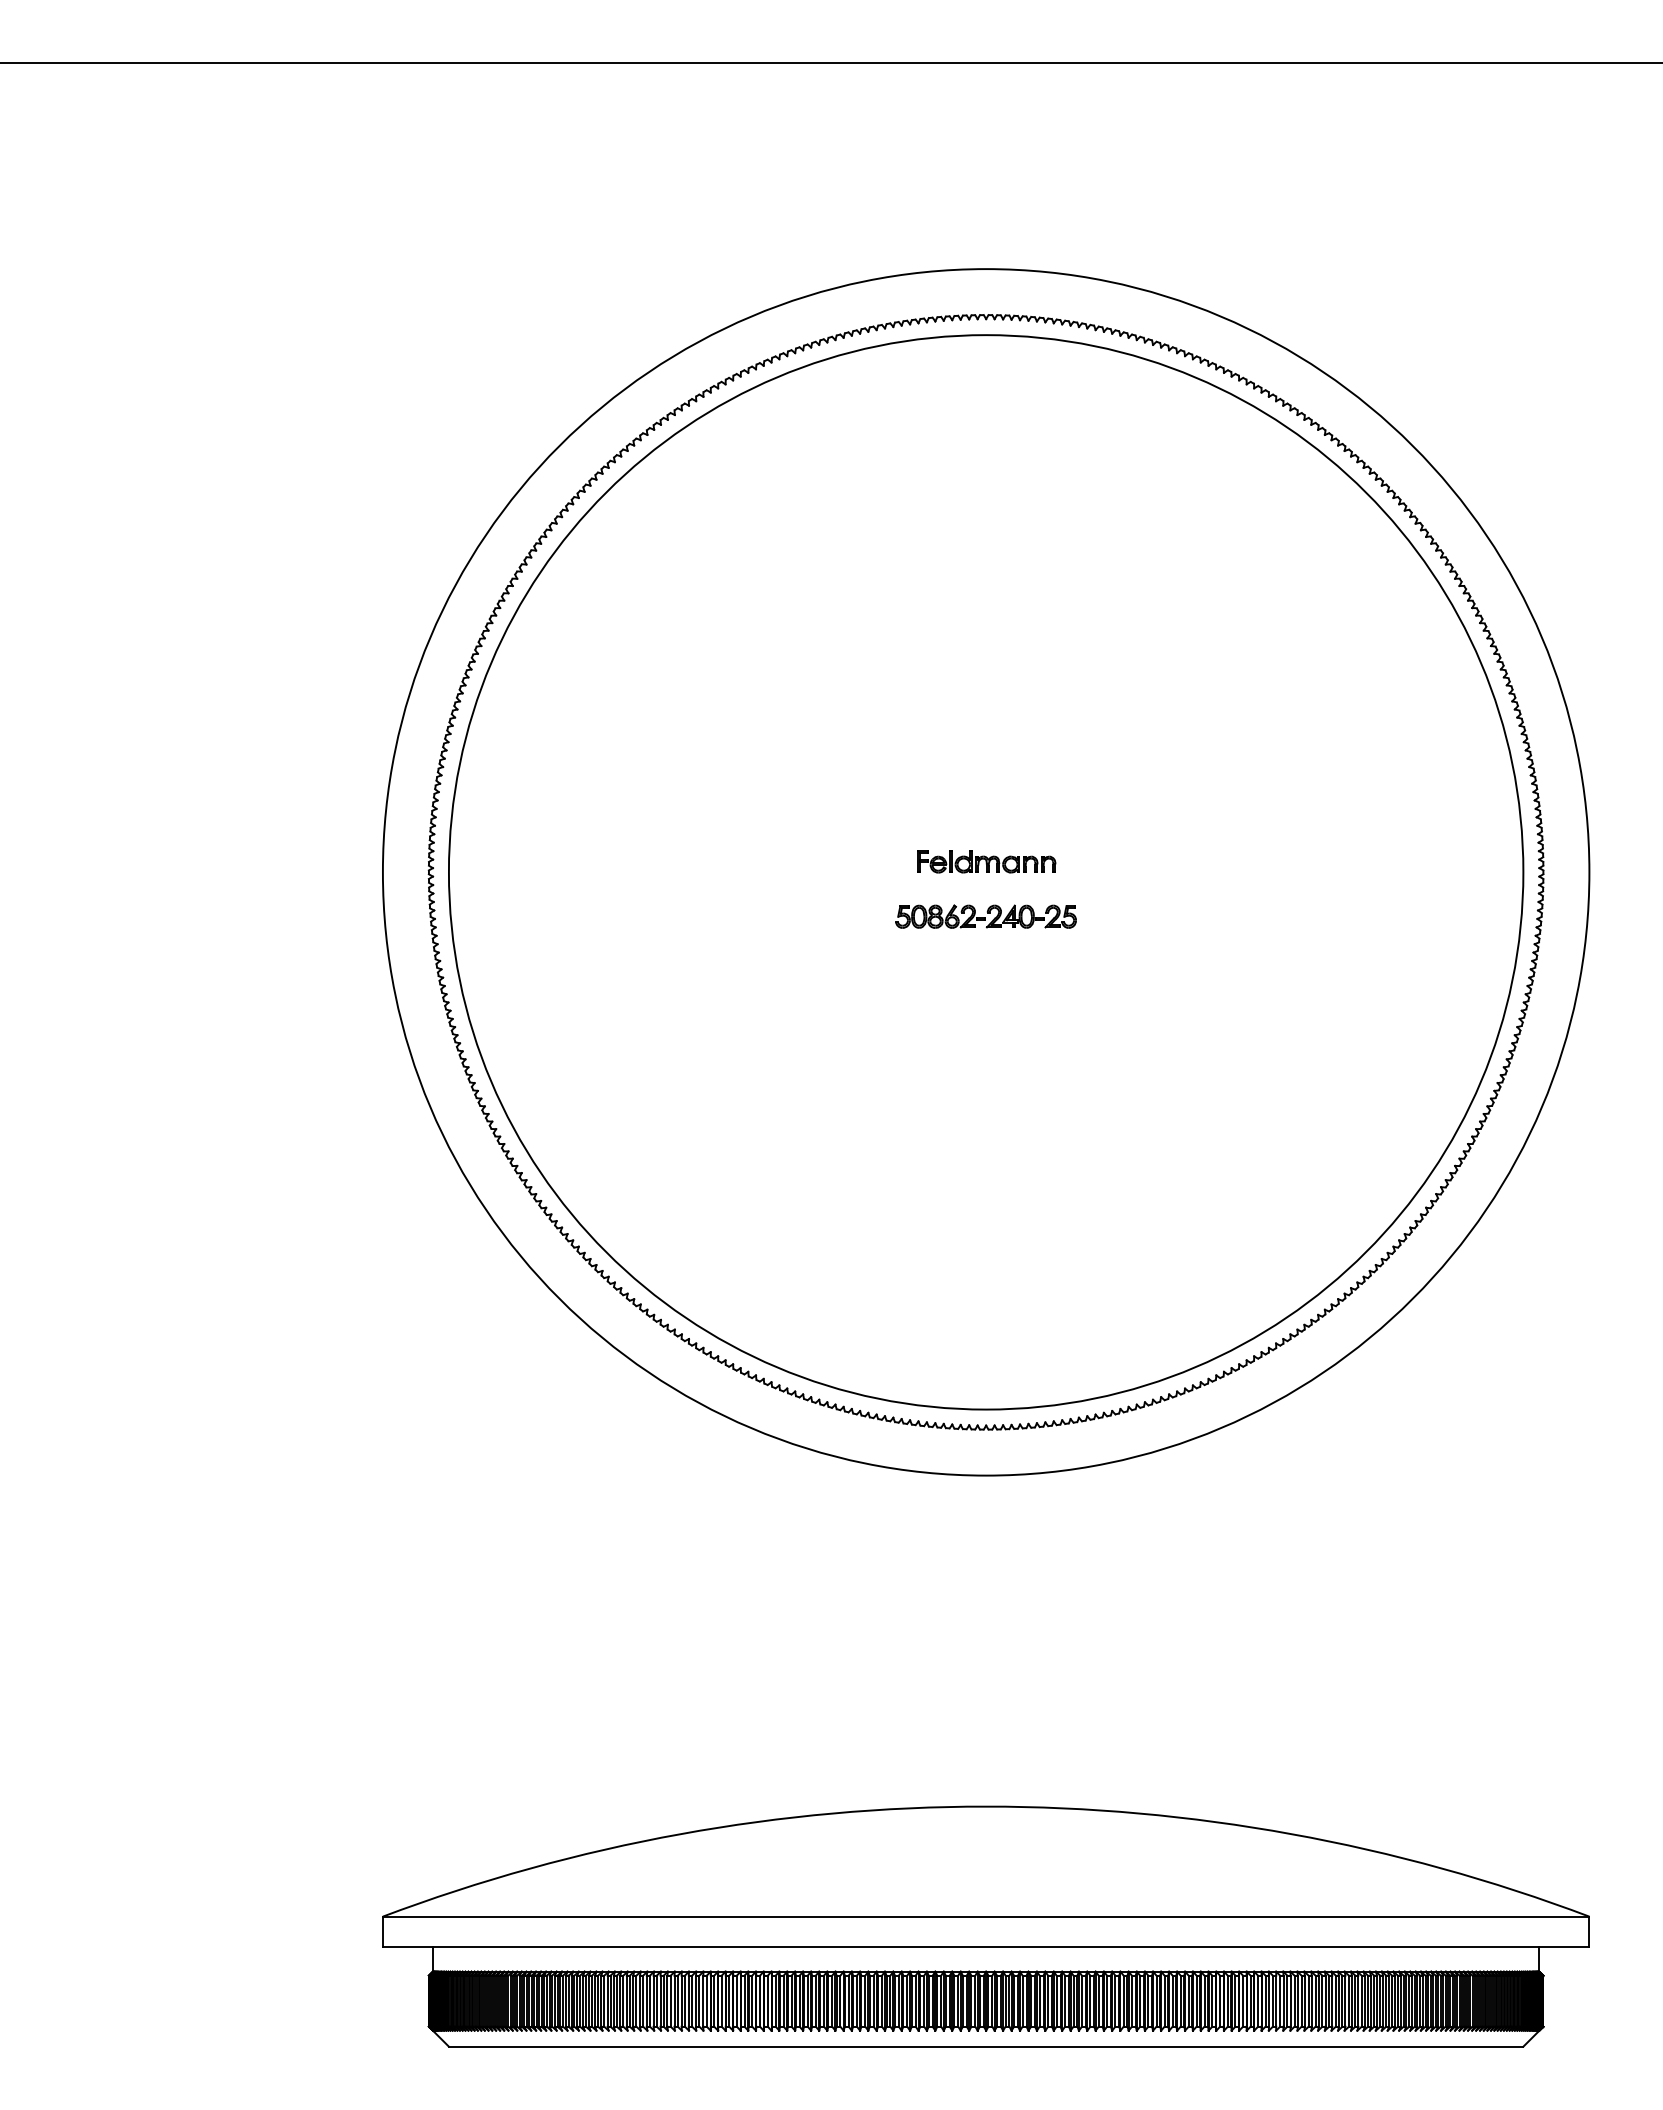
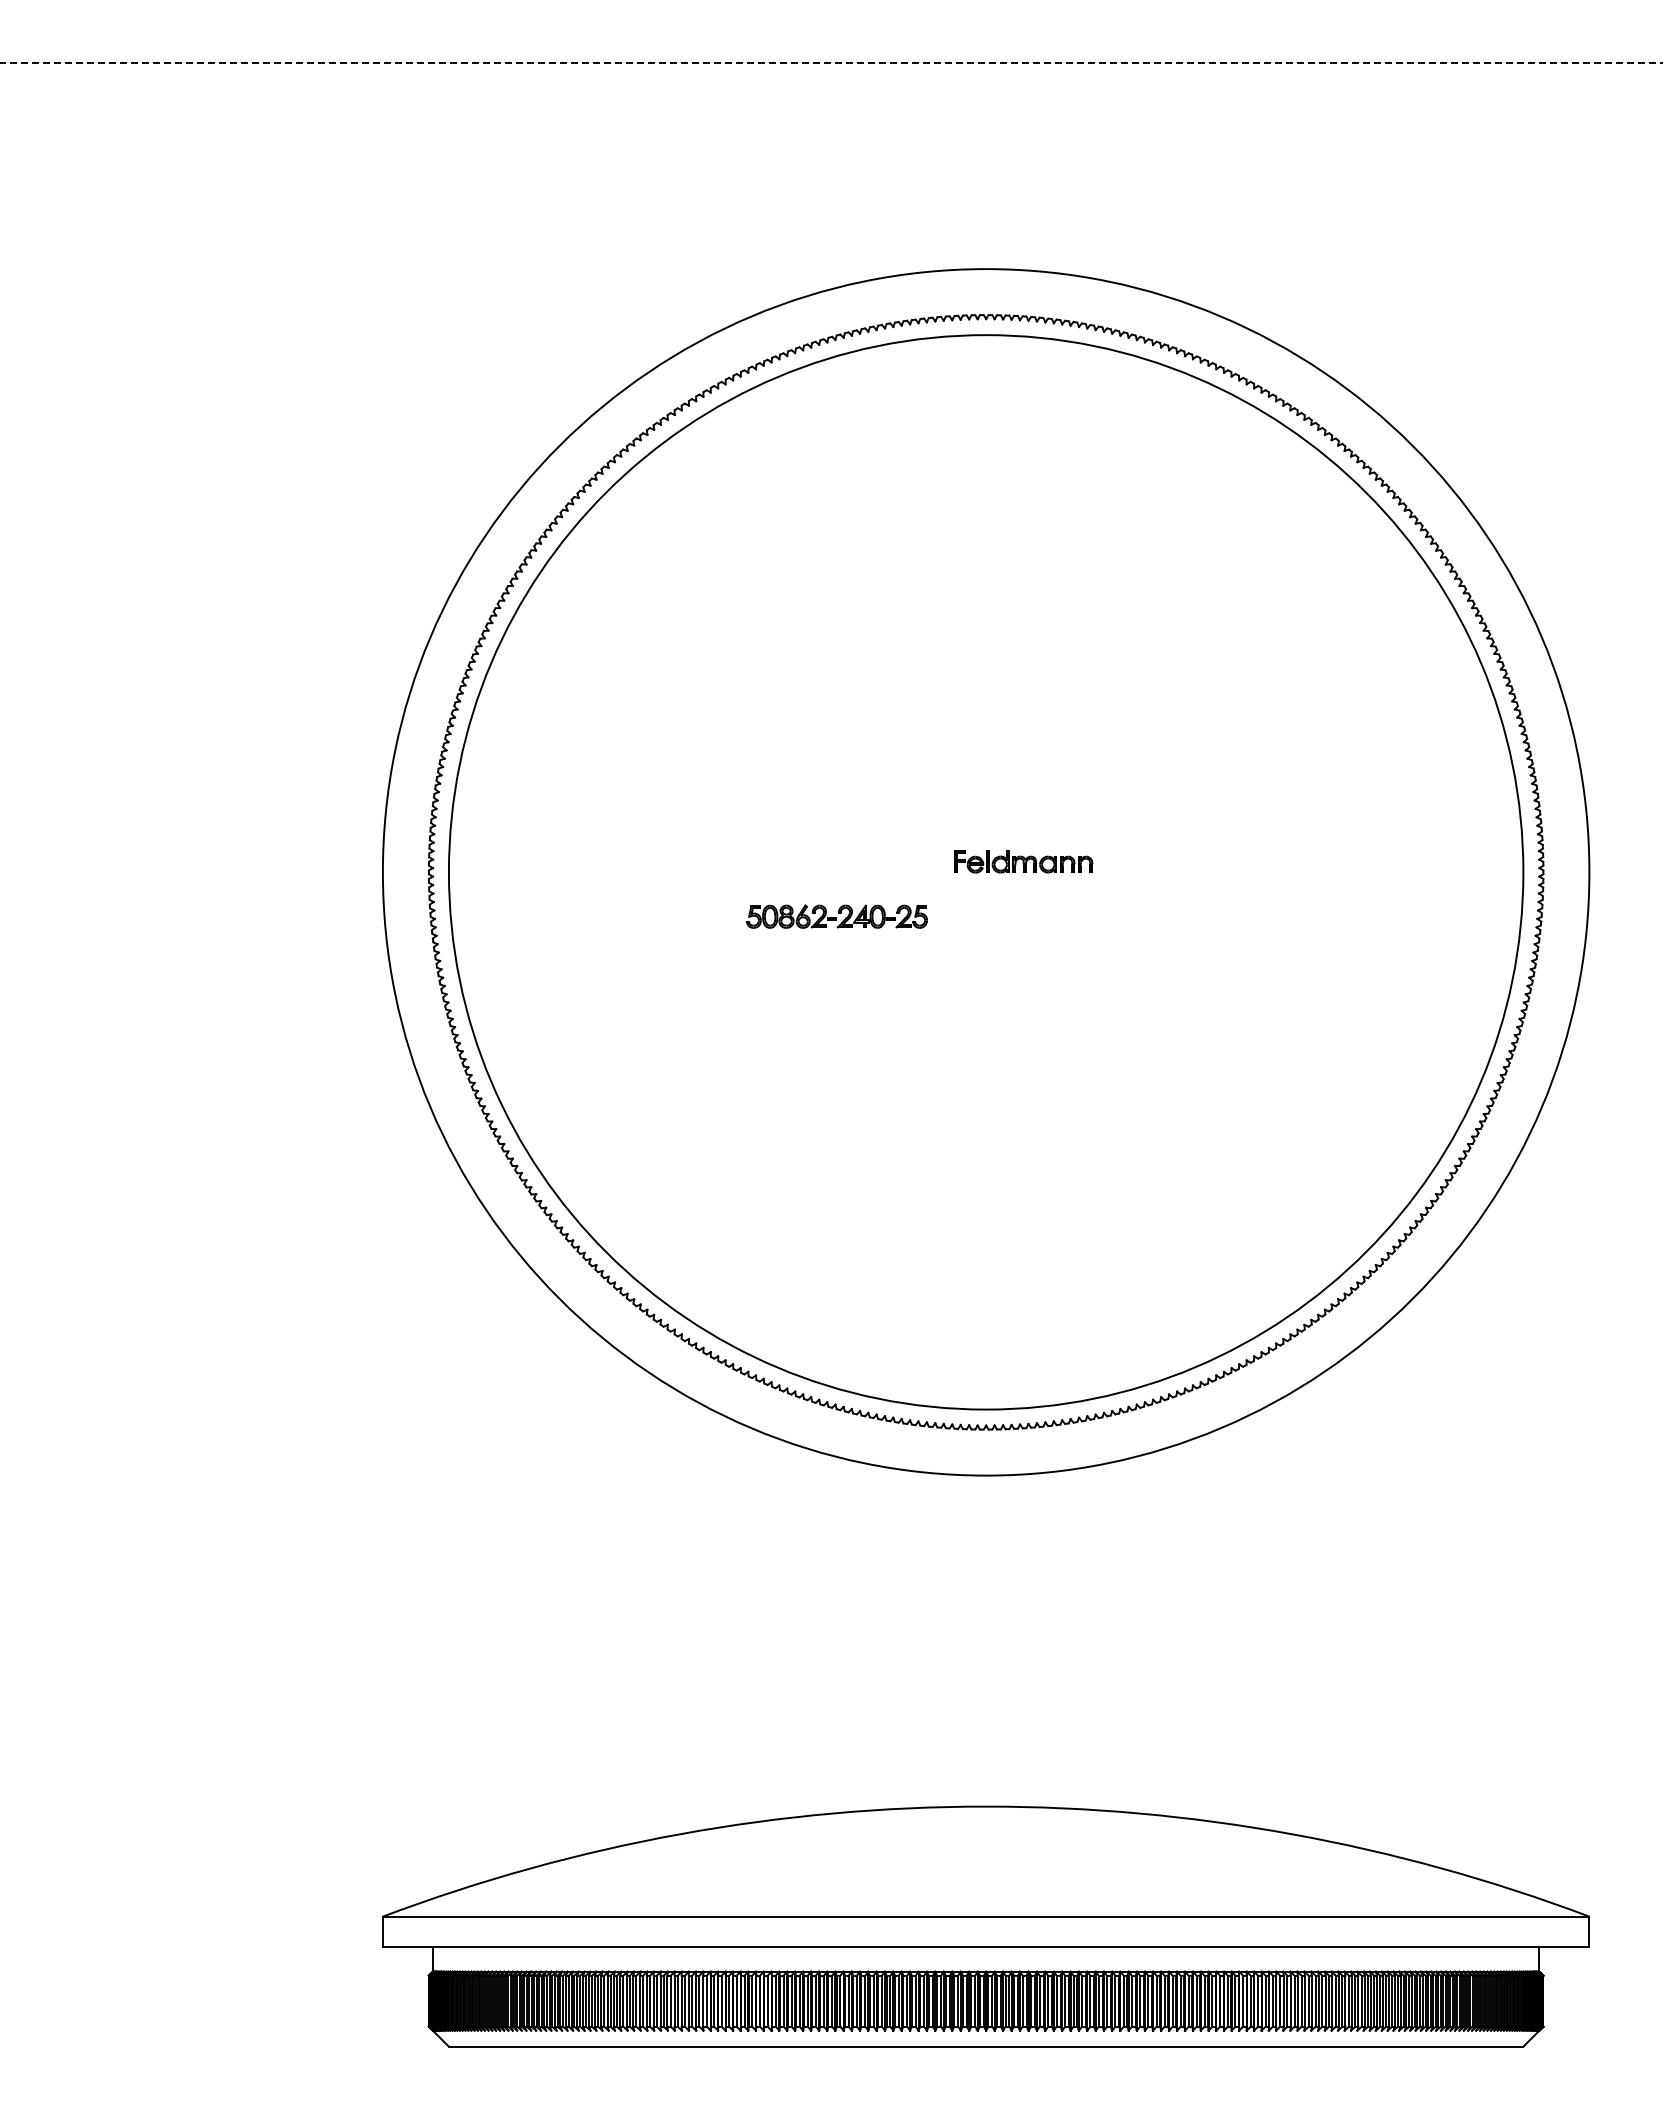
line: solid -> dashed (830, 63)
part position: (986, 861) -> (1023, 861) (1023, 861)
part position: (985, 916) -> (836, 916) (836, 916)
